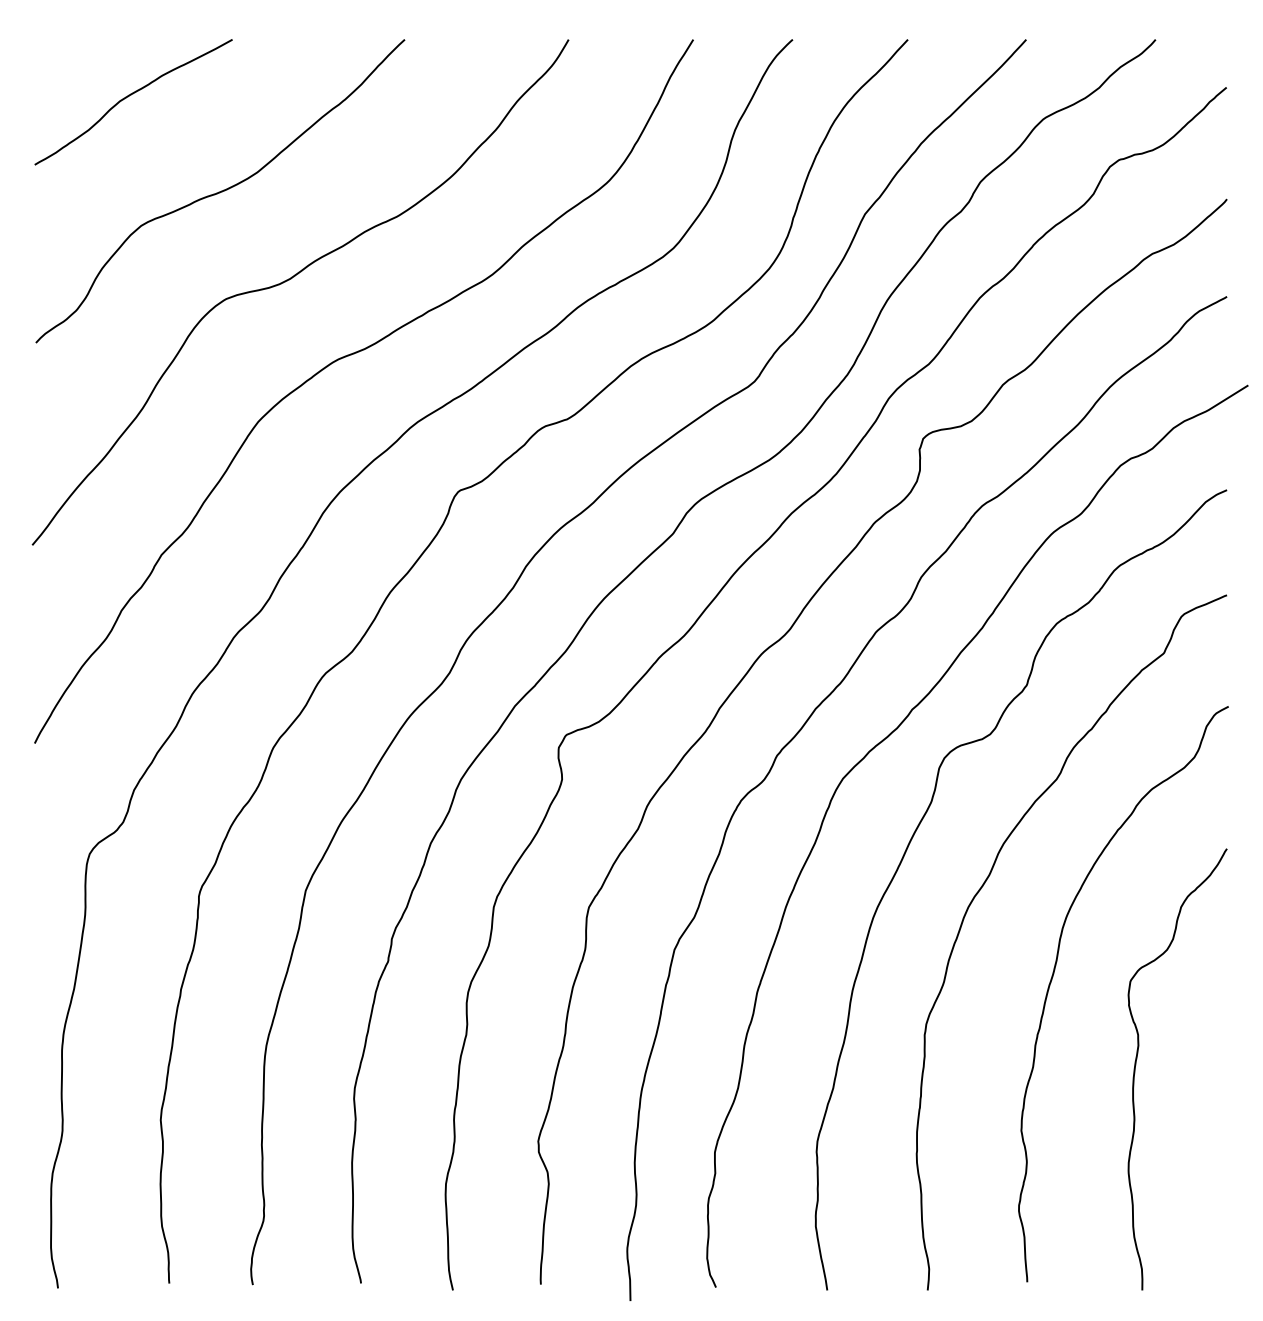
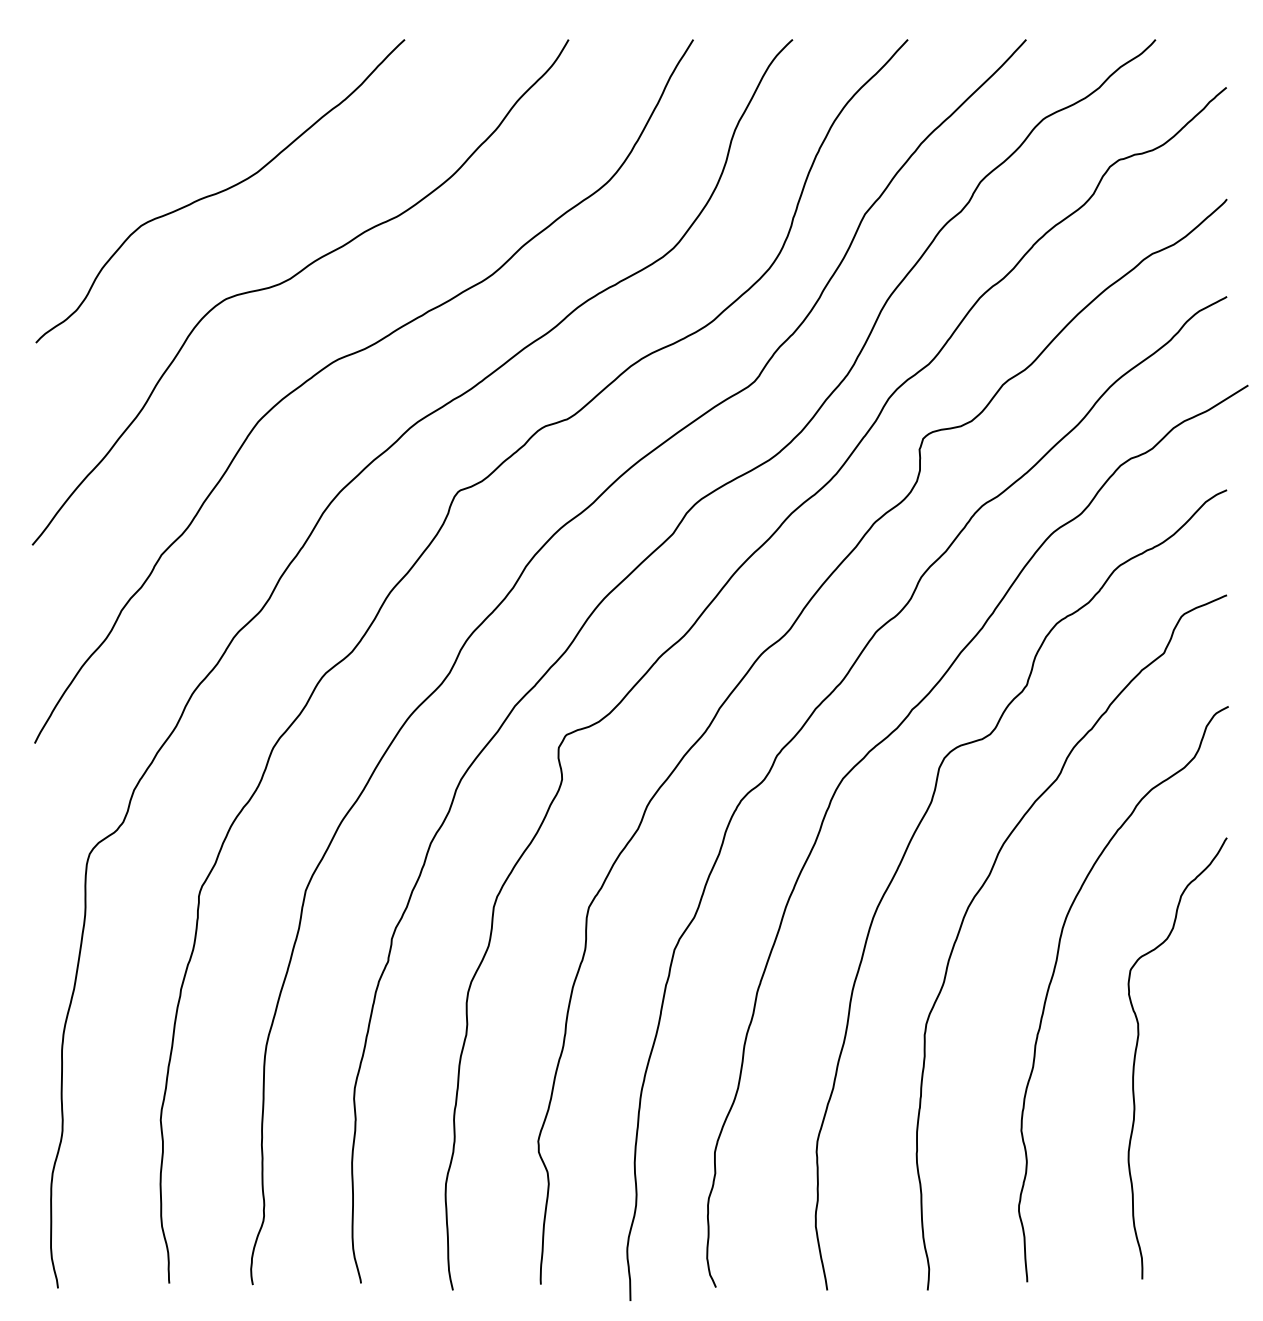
curve: present -> none (128, 97)
curve position: (1136, 1065) -> (1136, 1054) (1136, 1054)
